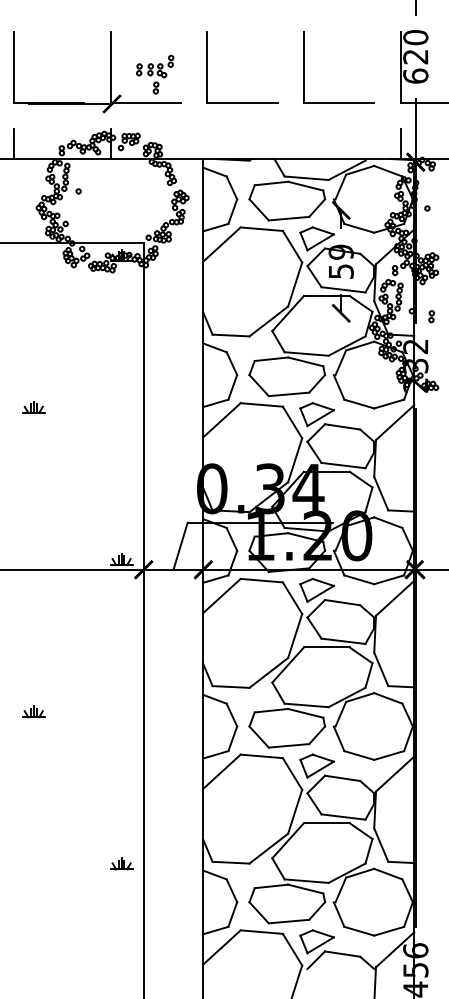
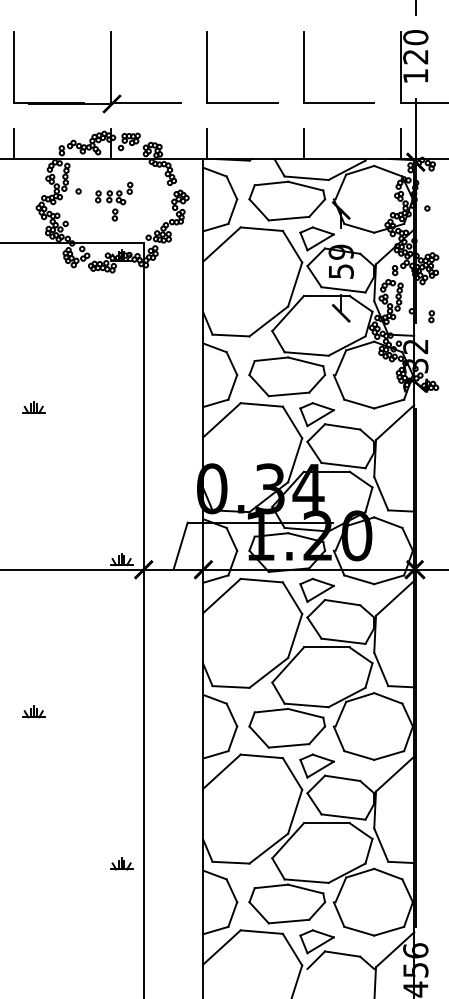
part position: (155, 74) -> (114, 201) (114, 201)
text: 620 -> 120 (415, 75)
line: none -> present (207, 144)
line: none -> present (303, 144)
